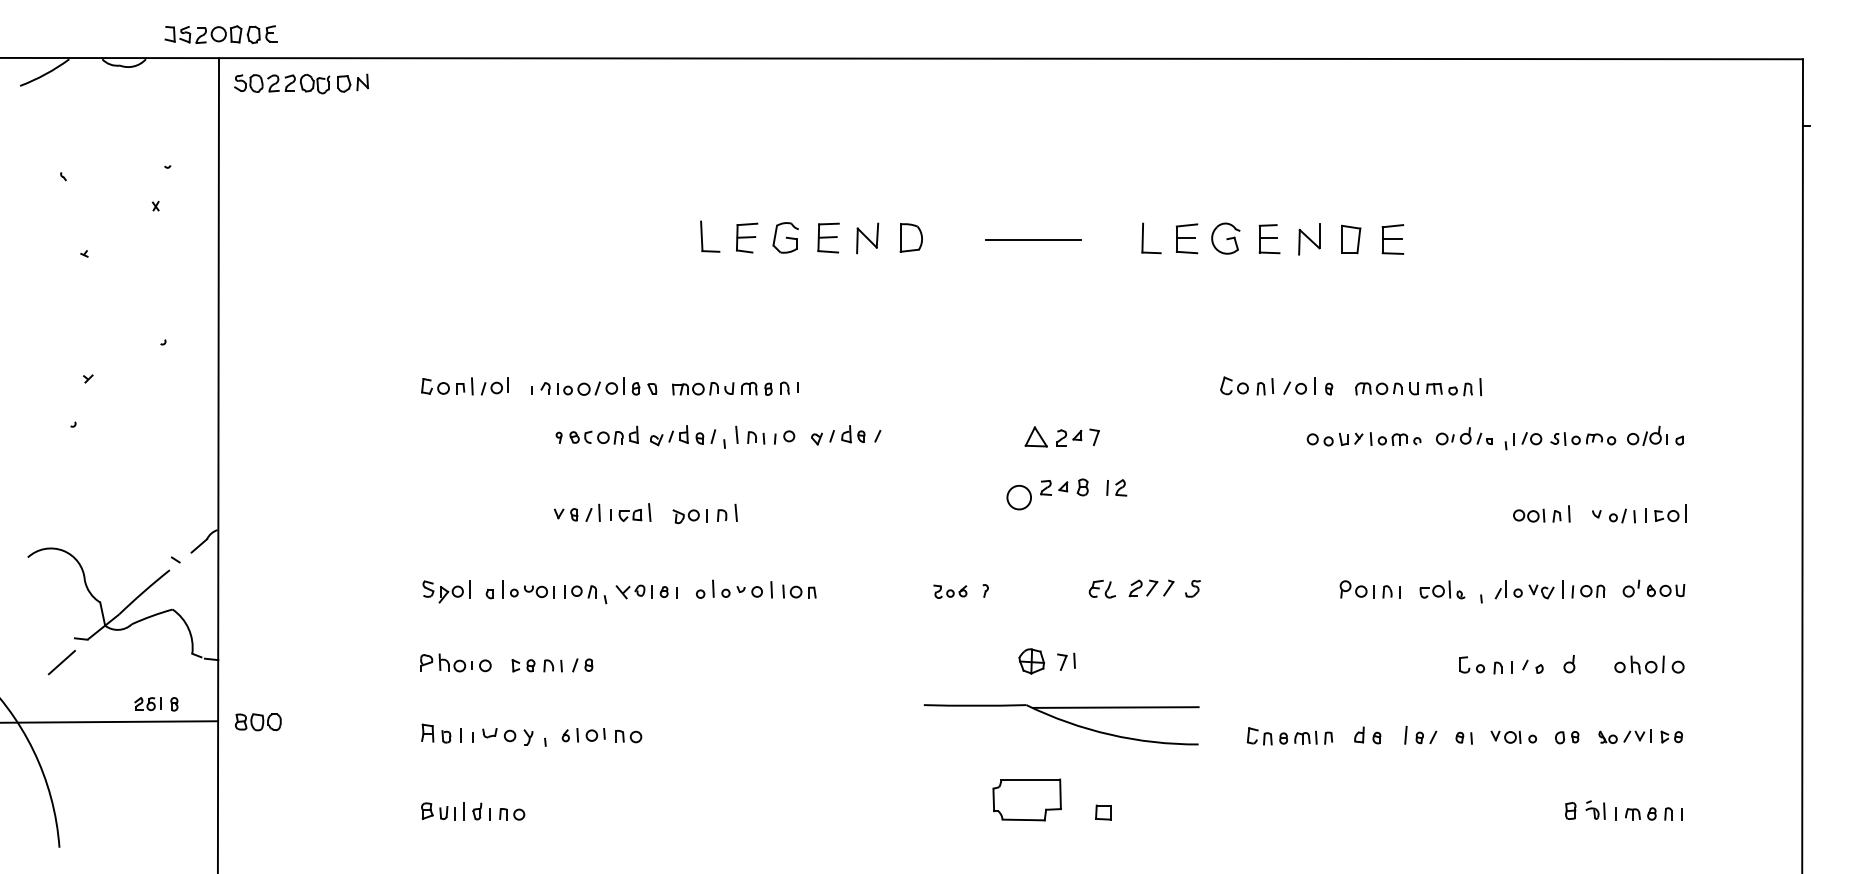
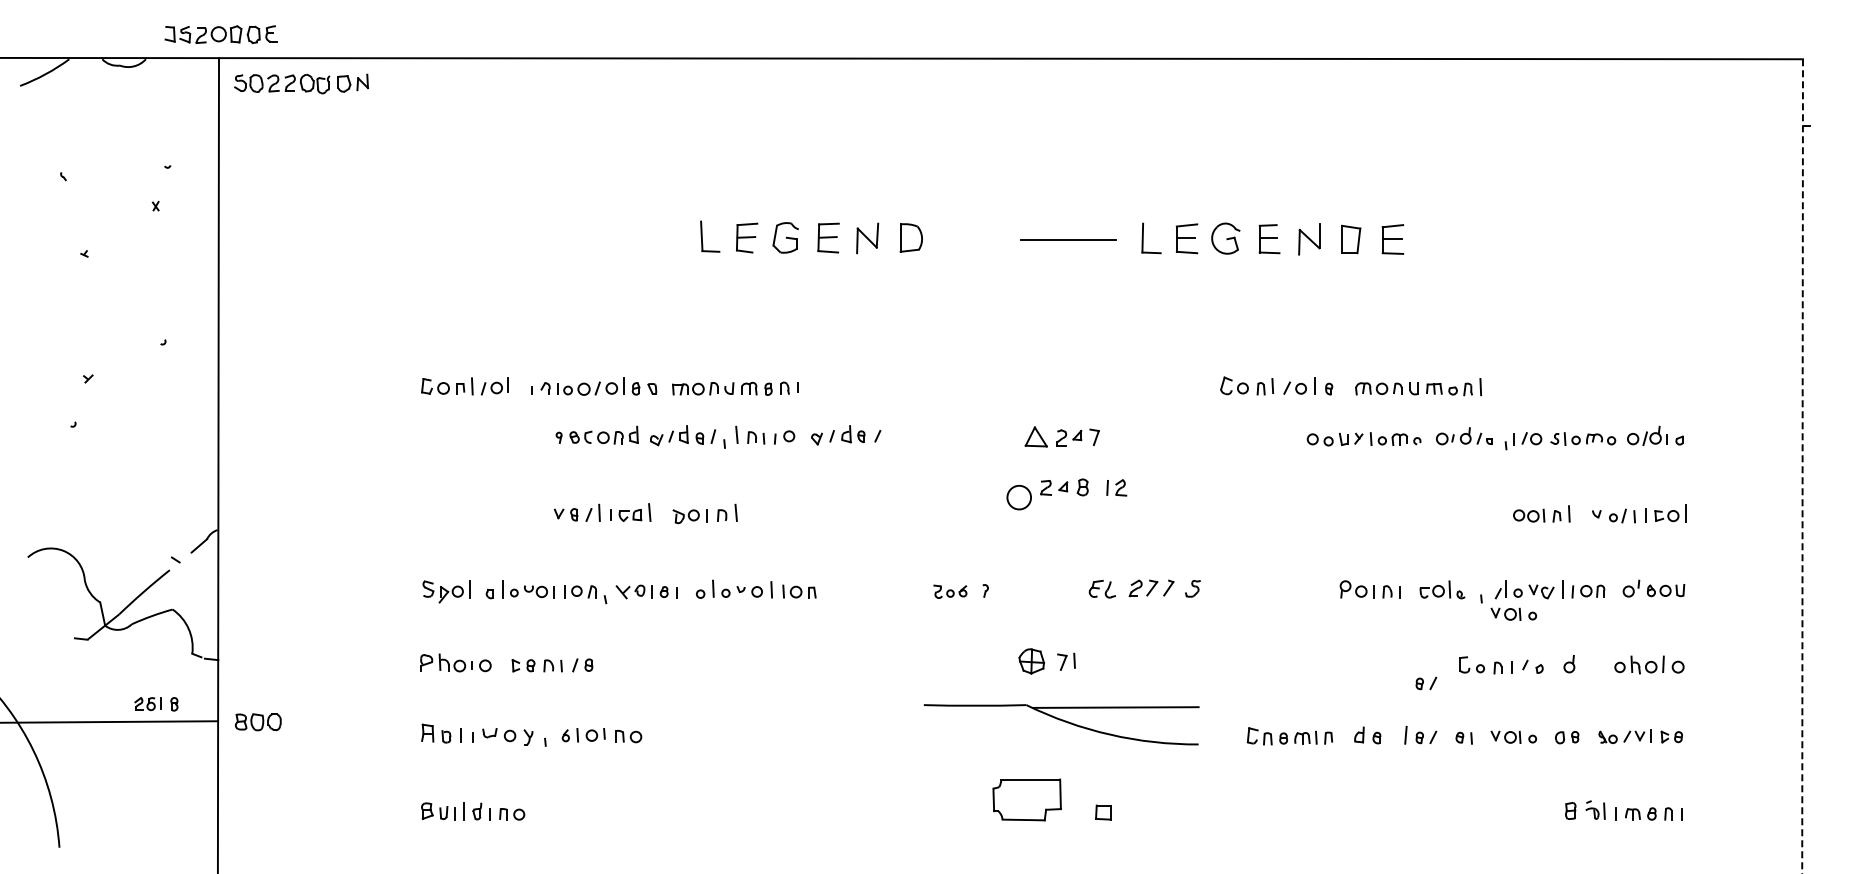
line position: (1033, 239) -> (1068, 239) (1068, 239)
line: solid -> dashed (1802, 466)
part: none -> present (1513, 613)
line: present -> none (61, 662)
part: none -> present (1426, 683)
